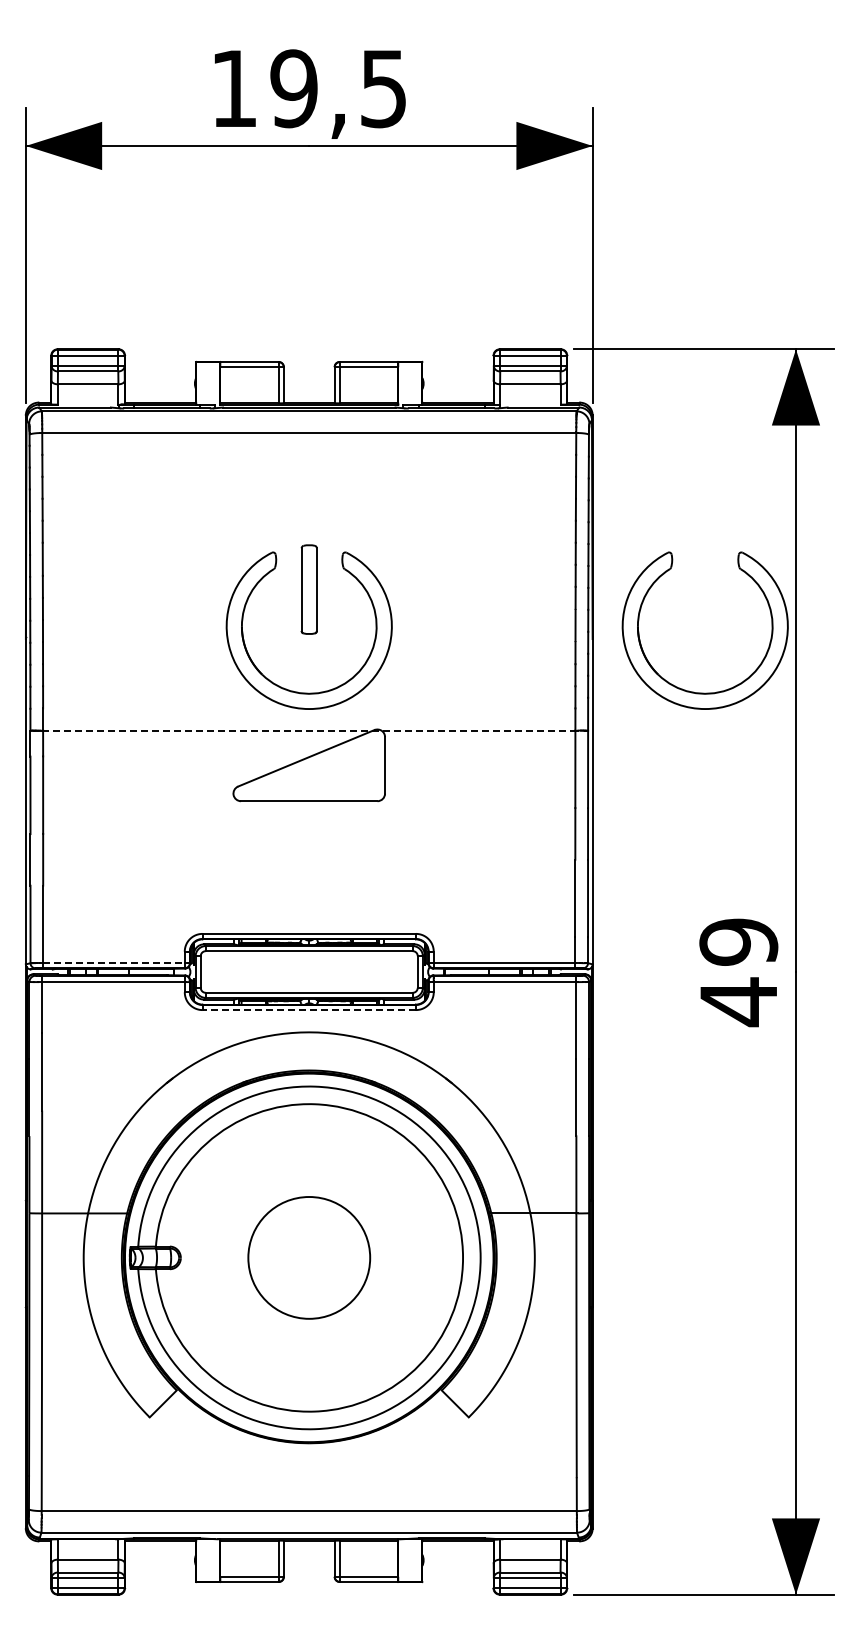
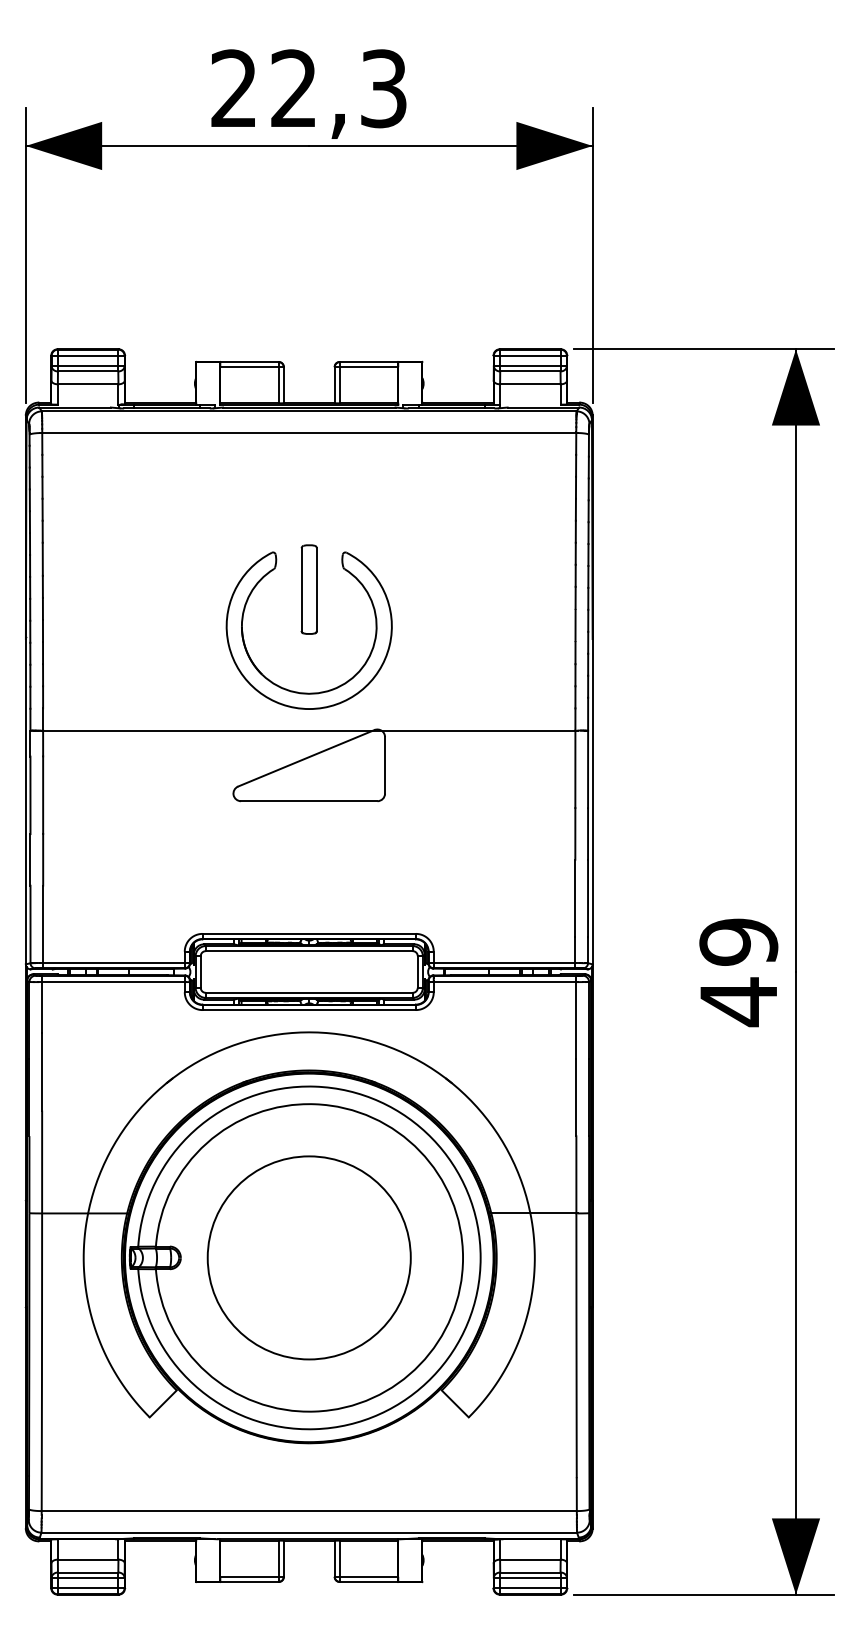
text: 19,5 -> 22,3 (308, 88)
part: present -> none (689, 690)
line: dashed -> solid (309, 730)
line: dashed -> solid (114, 963)
line: dashed -> solid (309, 1010)
circle diameter: 122 px -> 203 px (308, 1257)
